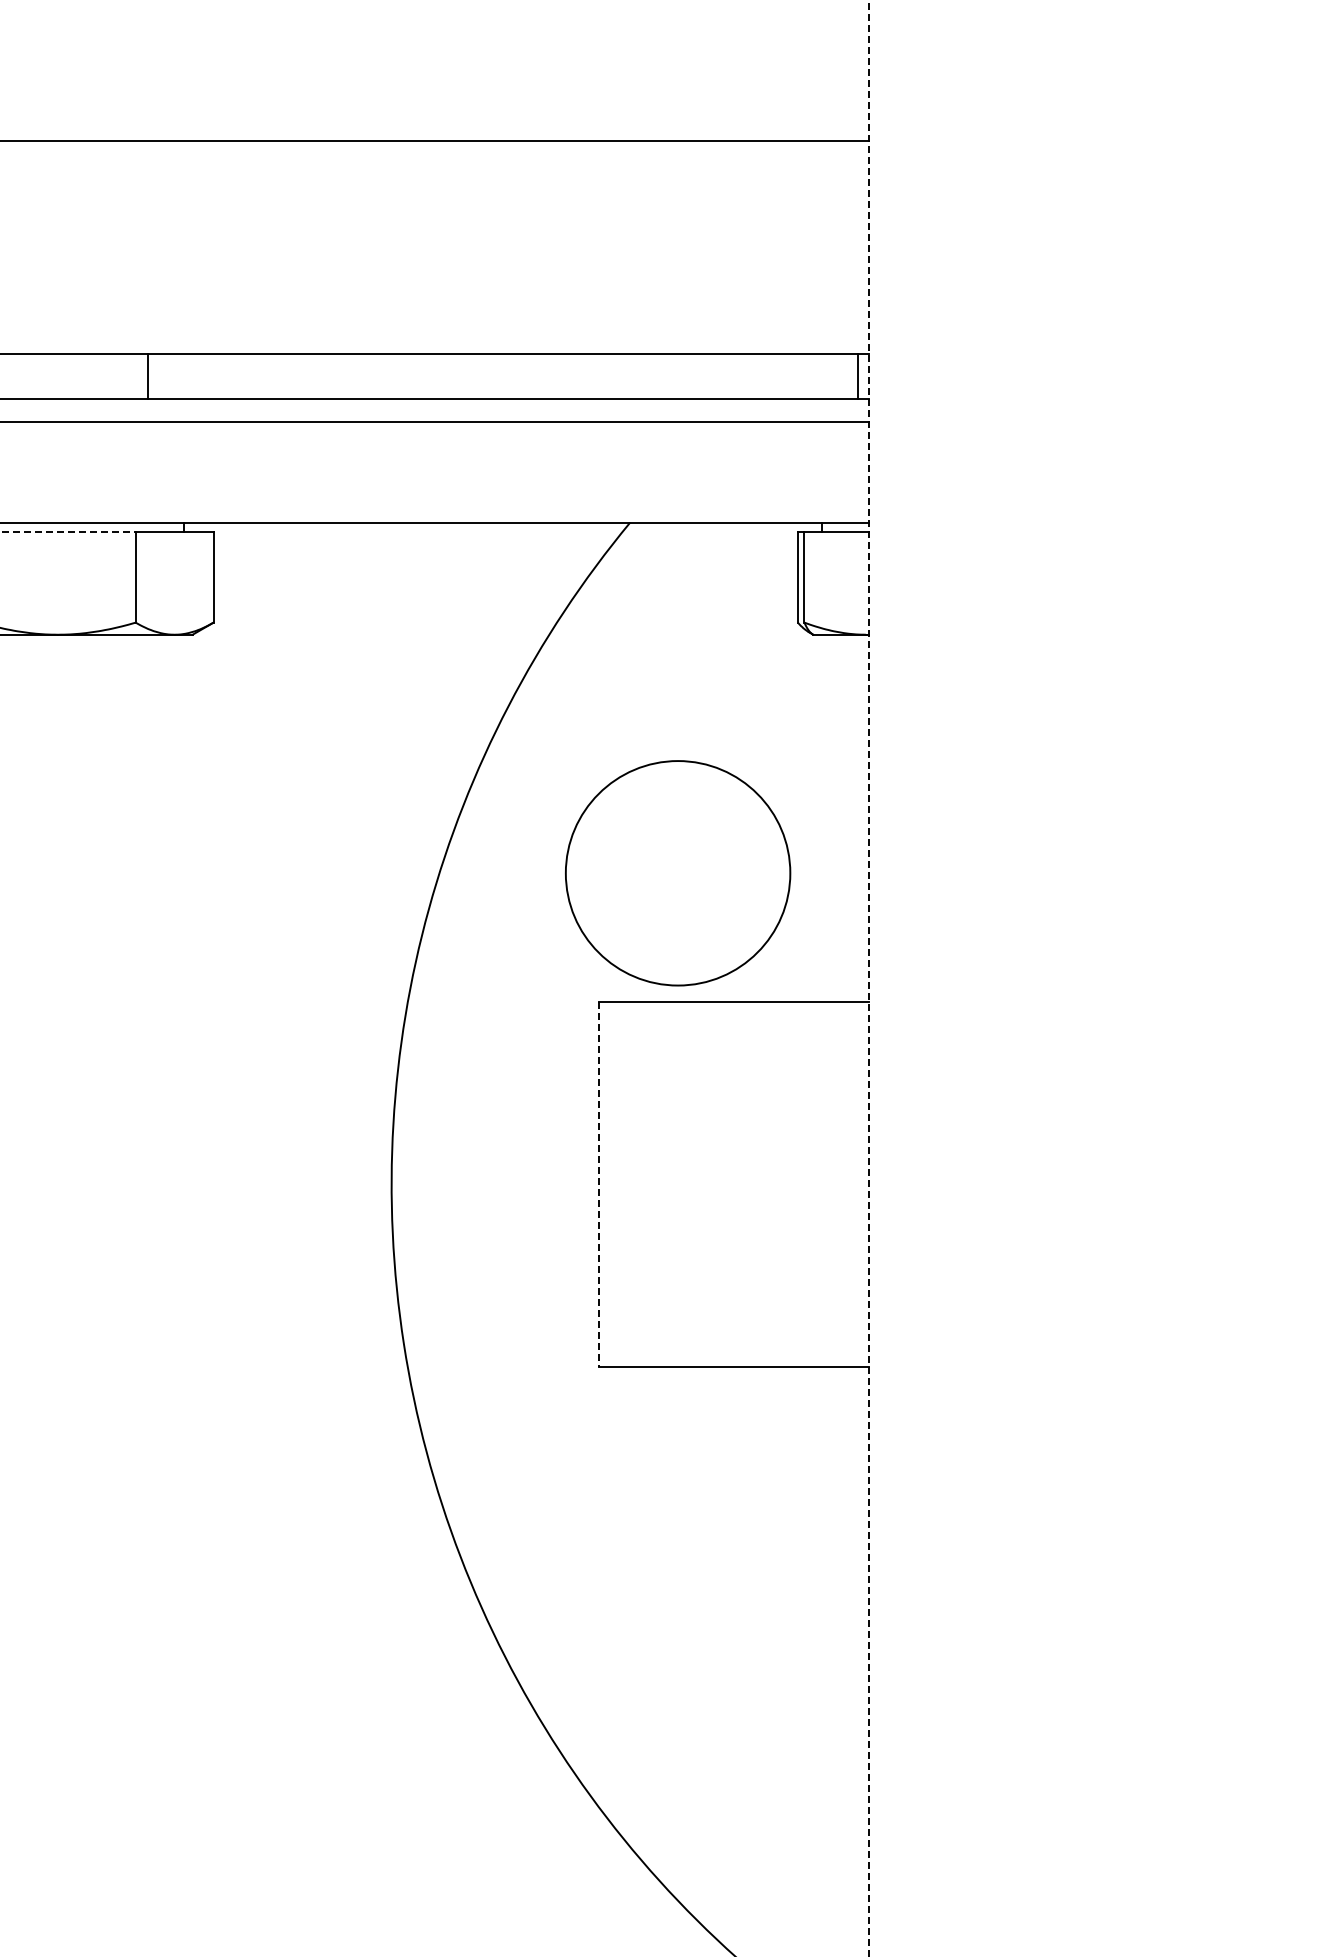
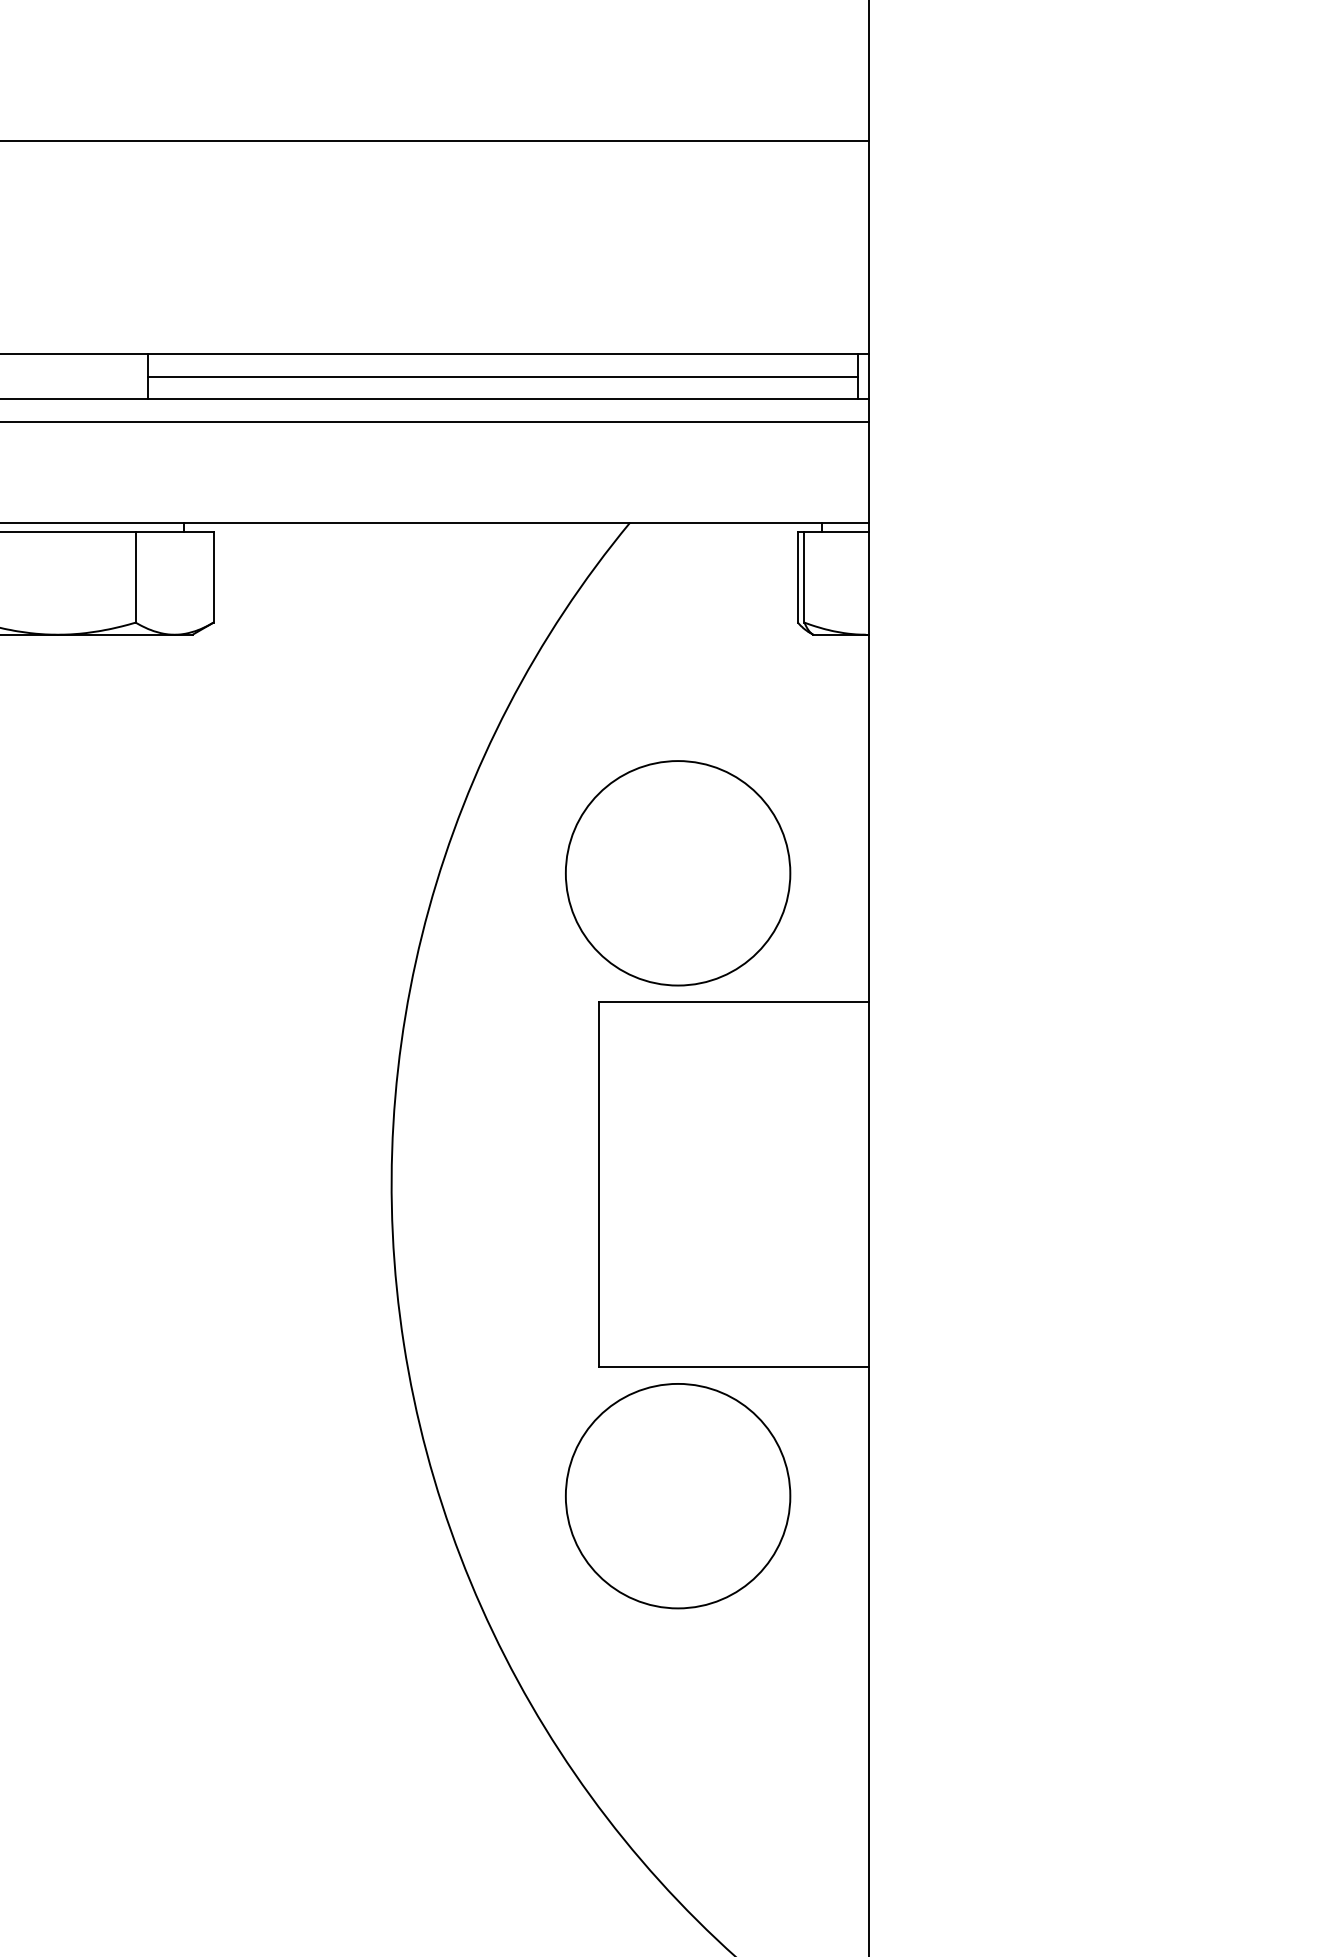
line: none -> present (502, 376)
line: dashed -> solid (67, 531)
line: dashed -> solid (868, 978)
line: dashed -> solid (598, 1185)
circle: none -> present (678, 1496)
